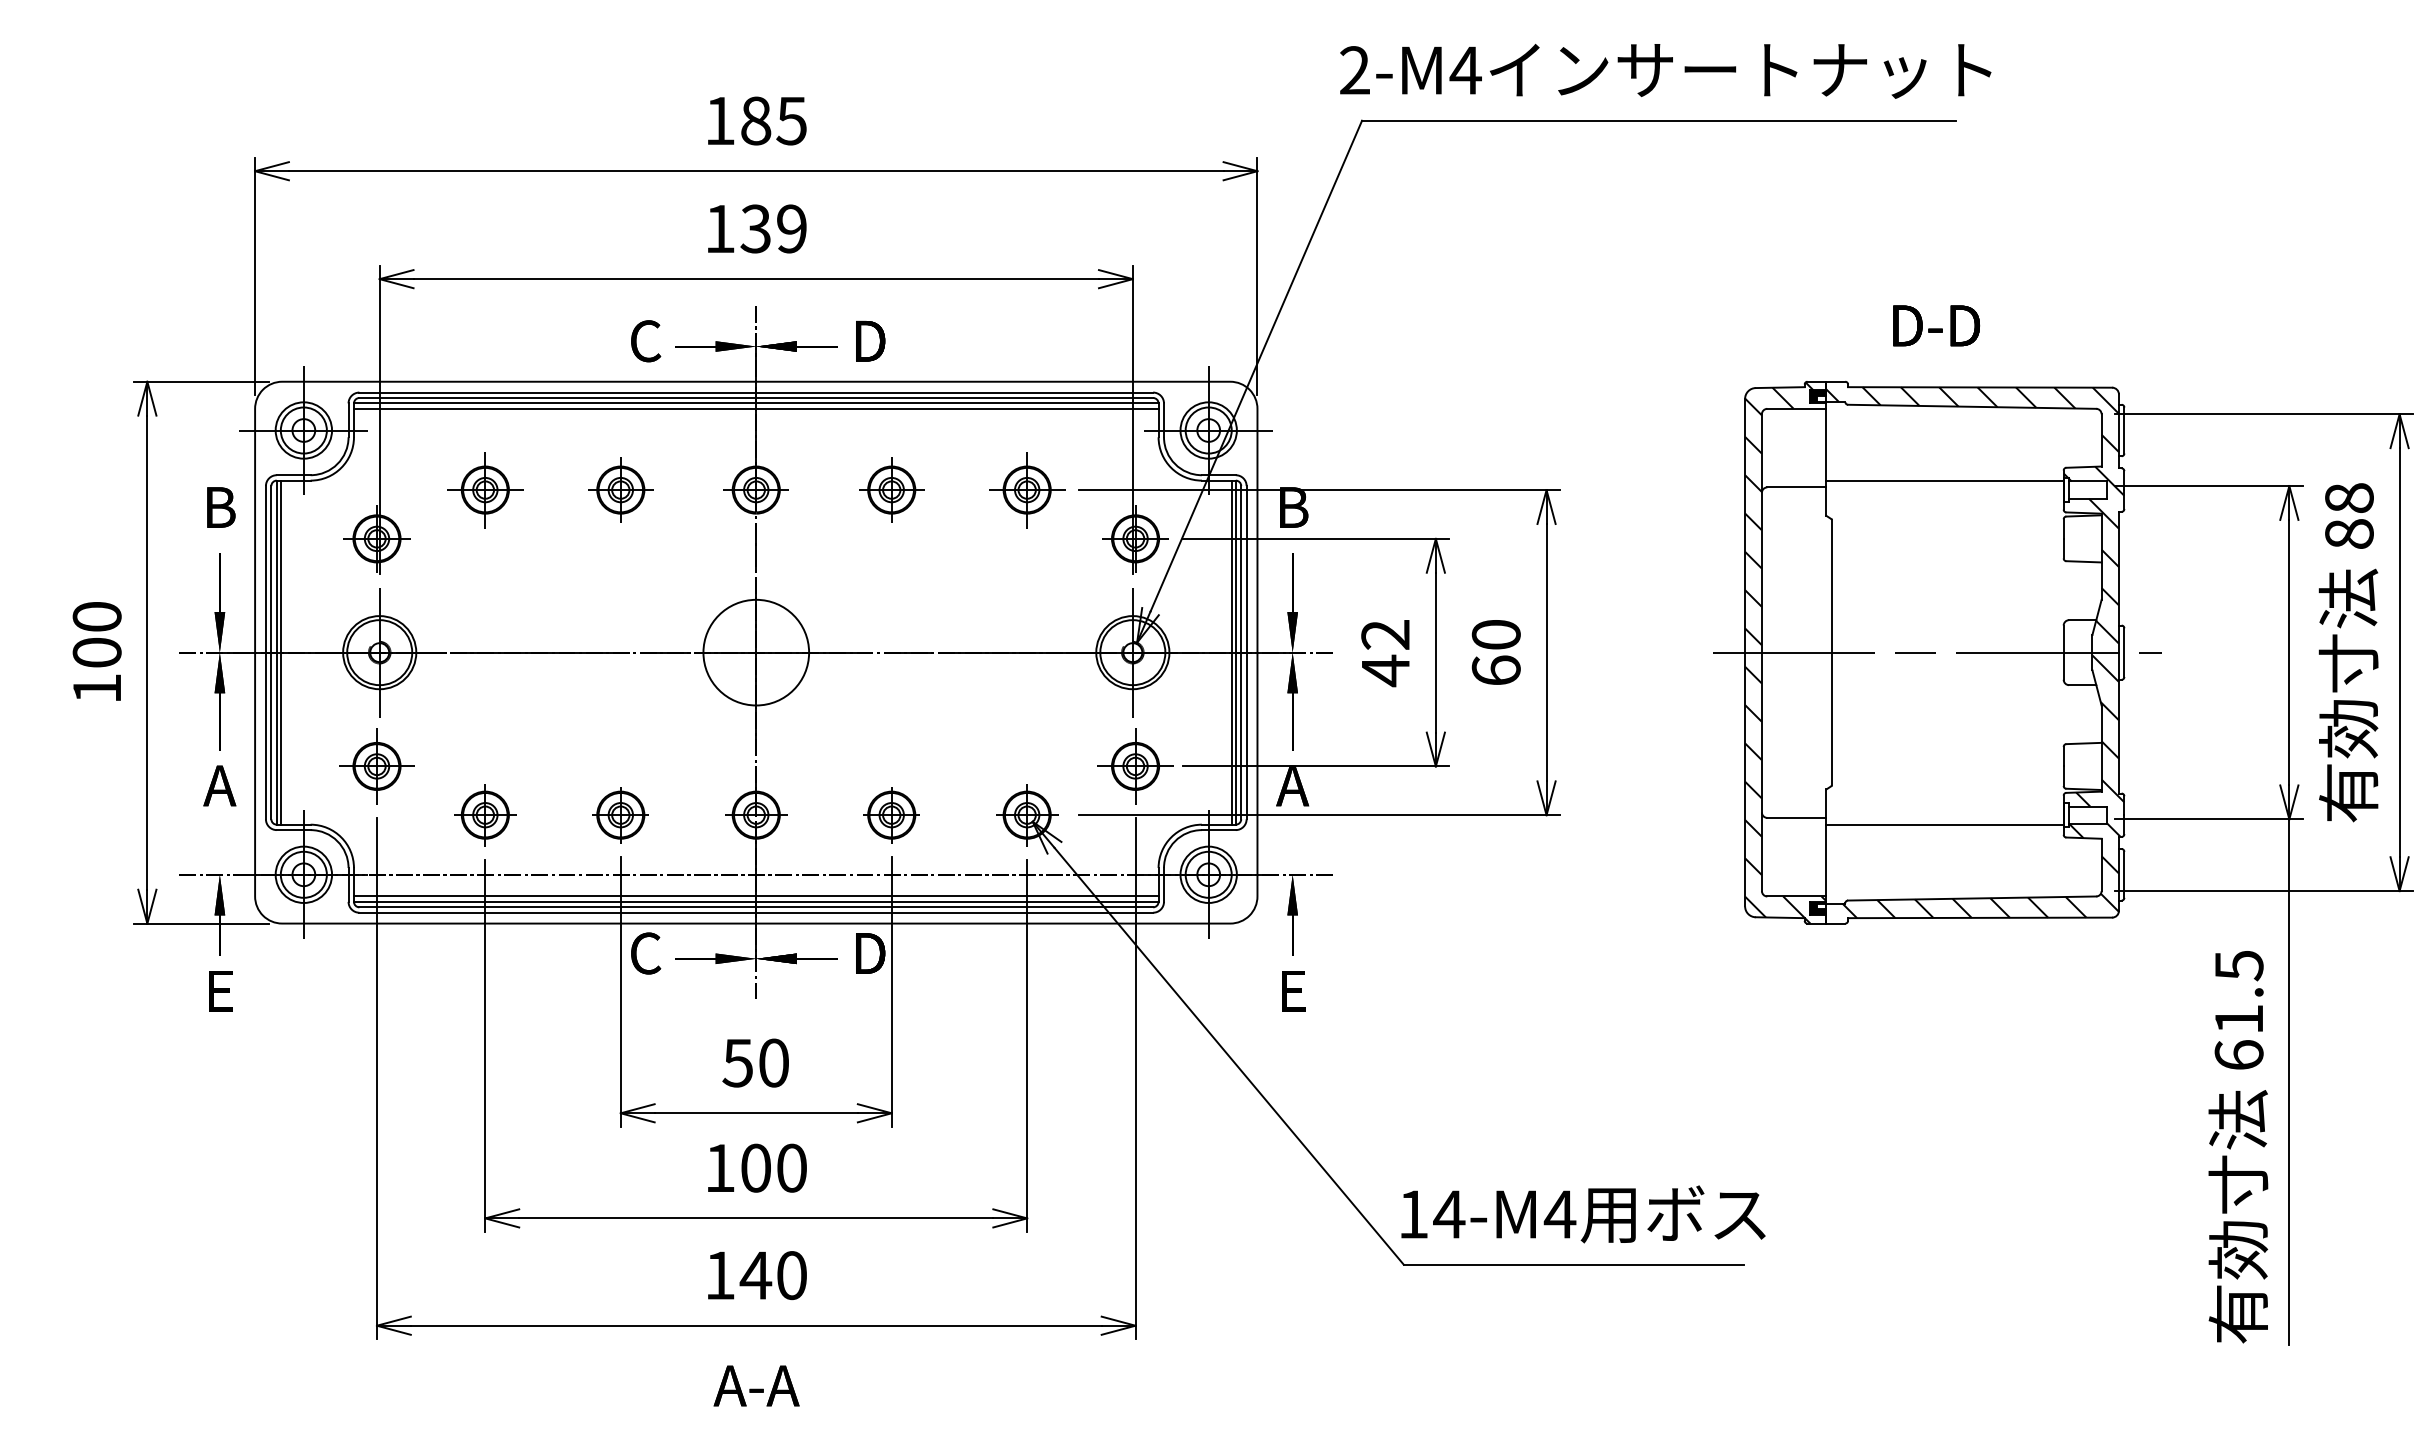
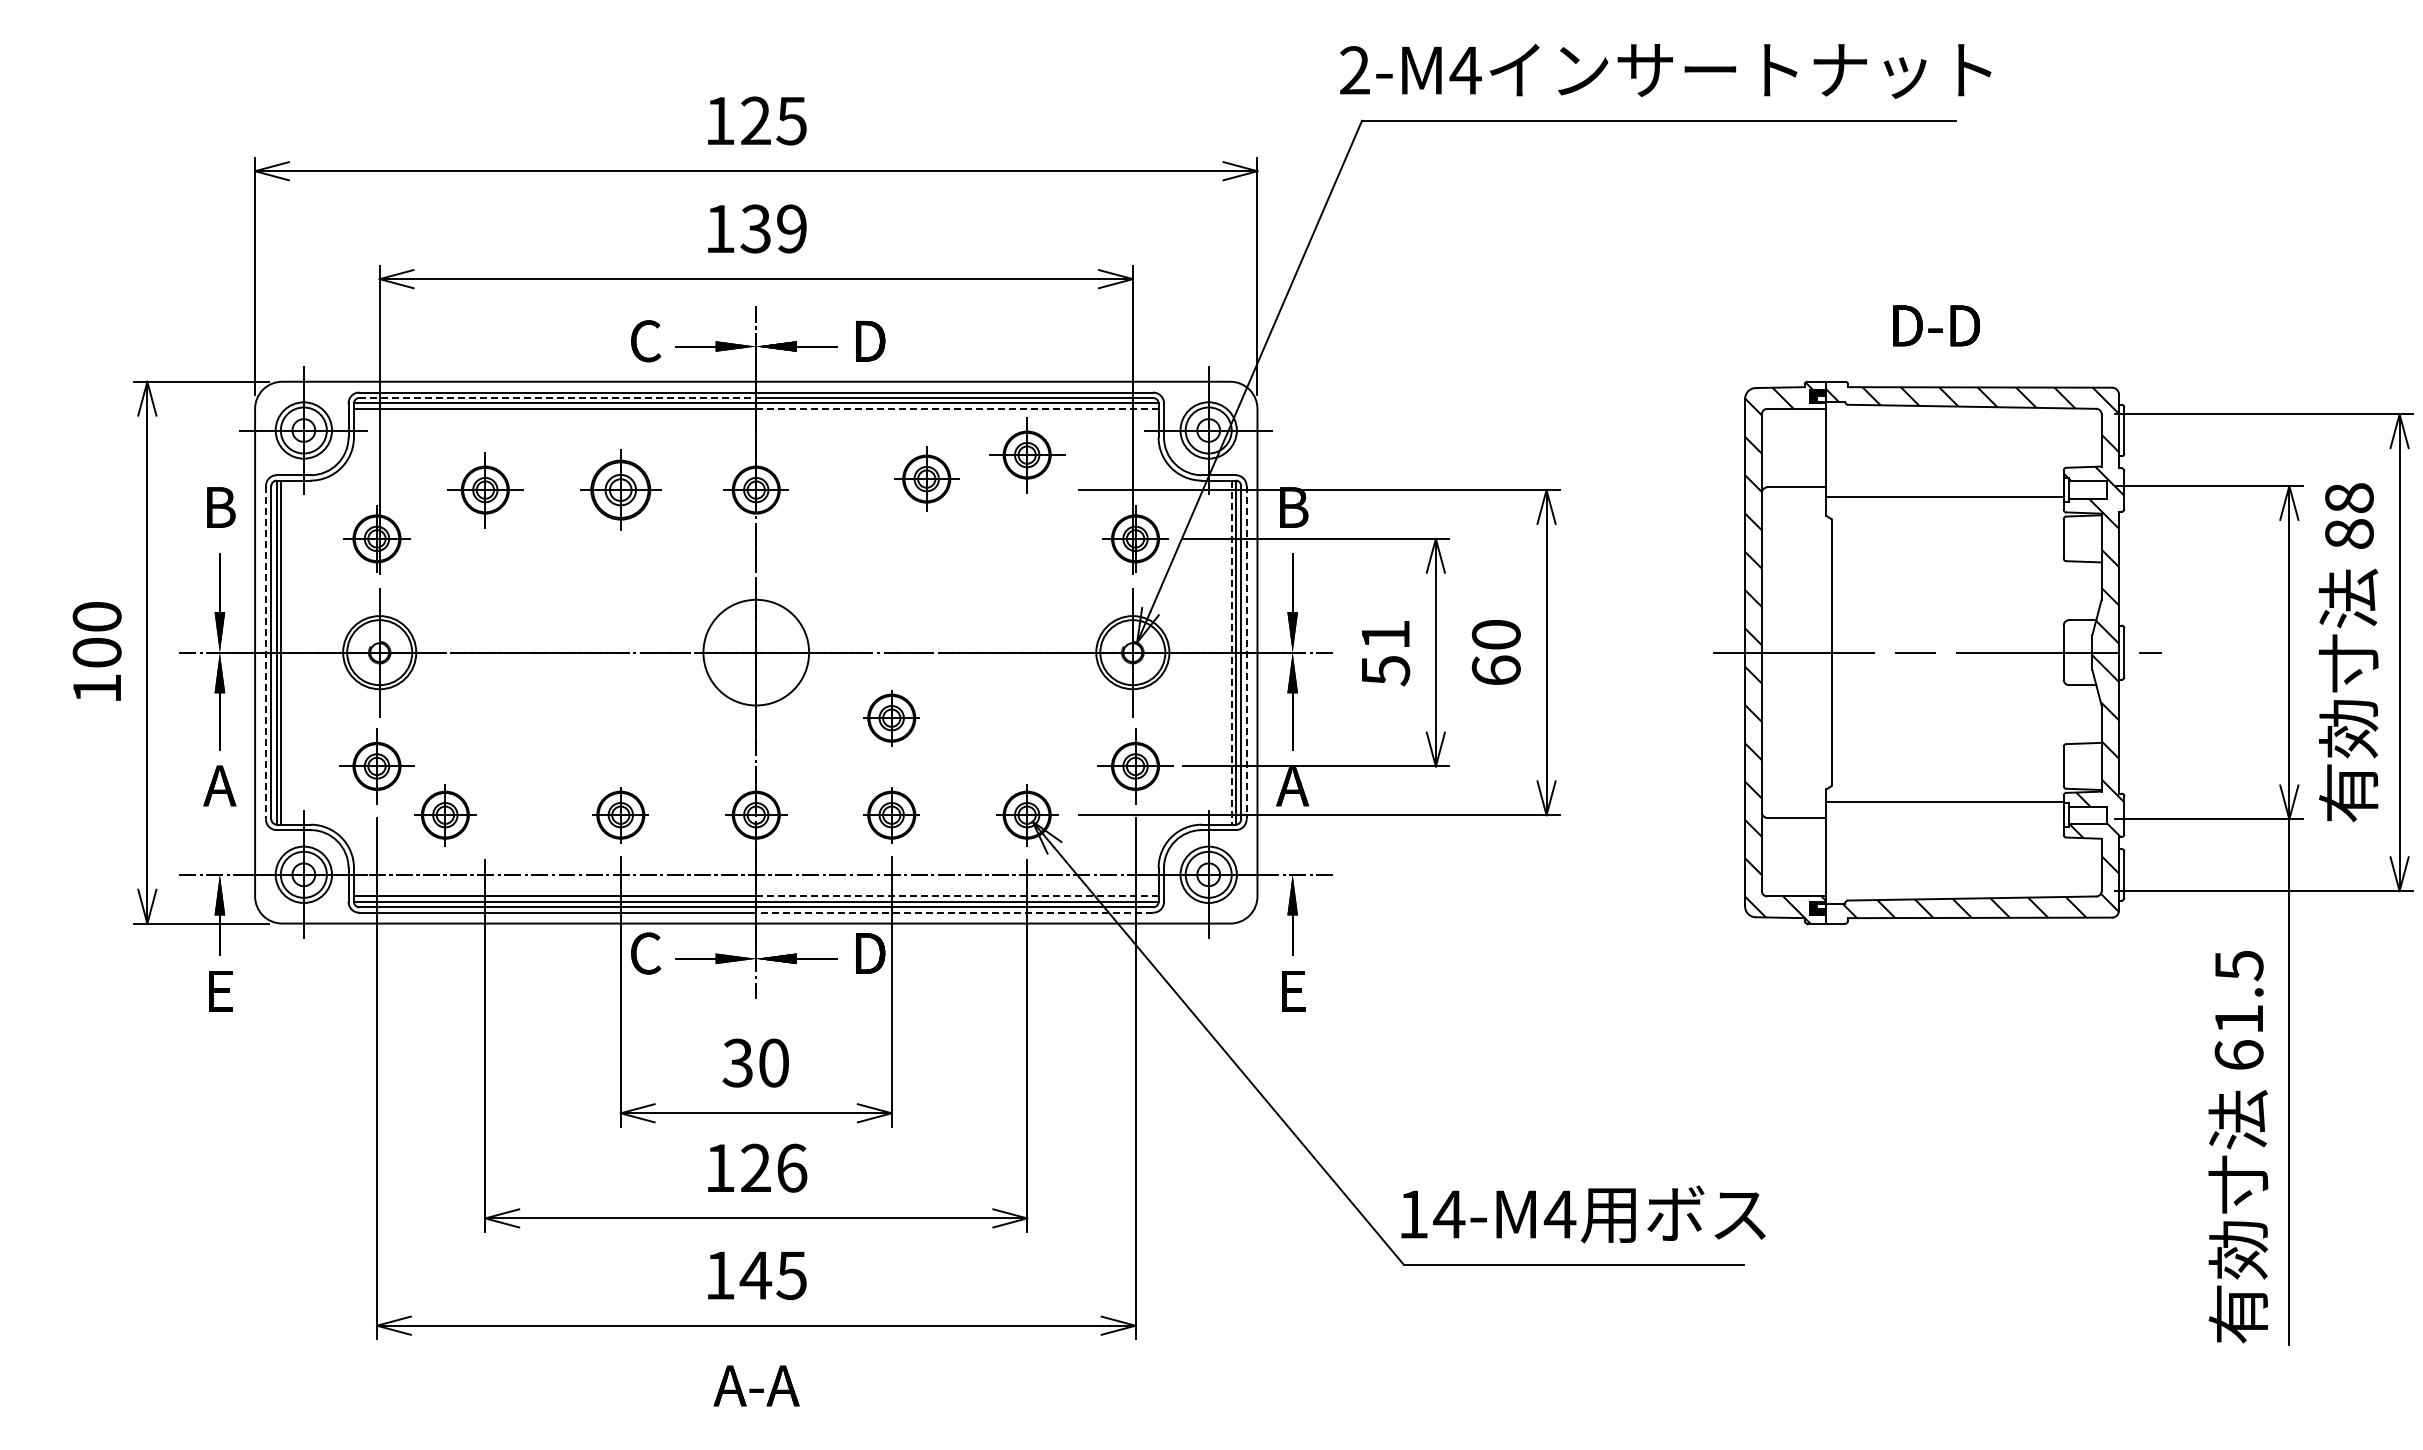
text: 185 -> 125 (756, 120)
line: solid -> dashed (558, 398)
line: solid -> dashed (956, 408)
line position: (1944, 480) -> (1944, 496) (1944, 496)
part size: 66x66 px -> 82x82 px (620, 489)
part position: (891, 489) -> (926, 478) (926, 478)
part position: (1027, 490) -> (1027, 455) (1027, 455)
line: solid -> dashed (265, 652)
line: solid -> dashed (1246, 652)
line: solid -> dashed (1231, 653)
text: 42 -> 51 (1385, 653)
part: none -> present (891, 718)
part position: (485, 815) -> (445, 815) (445, 815)
line position: (1944, 824) -> (1944, 801) (1944, 801)
line: solid -> dashed (956, 896)
line: solid -> dashed (954, 912)
text: 50 -> 30 (737, 1062)
text: 100 -> 126 (774, 1167)
text: 140 -> 145 (791, 1275)
